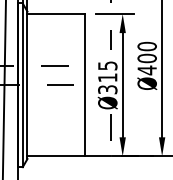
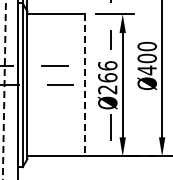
text: Ø315 -> Ø266 (107, 77)
line: solid -> dashed (85, 85)
line: solid -> dashed (4, 90)
